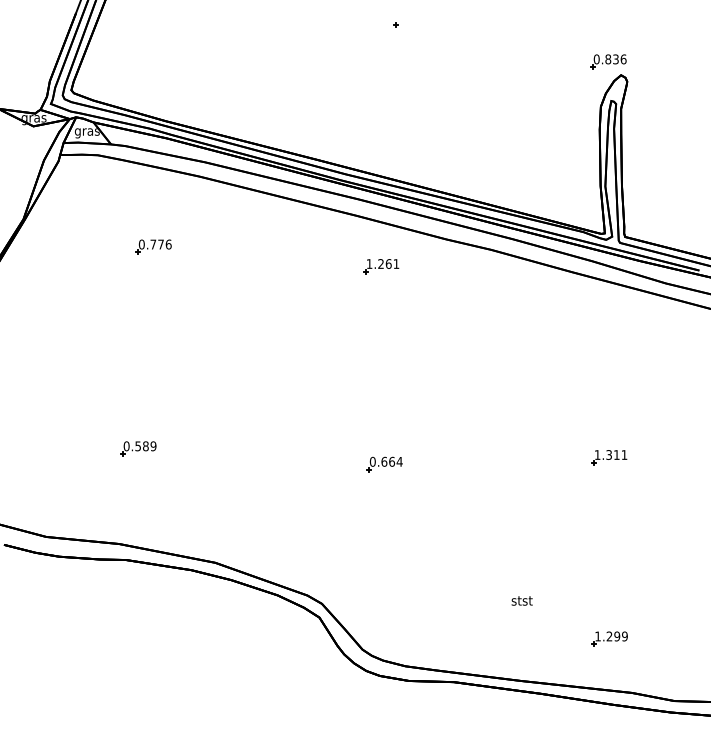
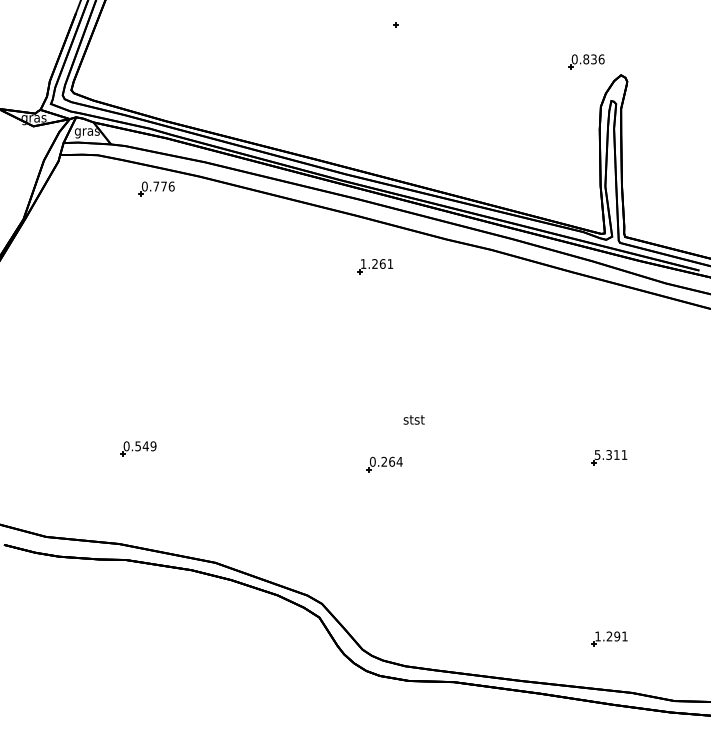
part position: (608, 61) -> (586, 61) (586, 61)
part position: (153, 246) -> (156, 188) (156, 188)
part position: (381, 266) -> (375, 266) (375, 266)
text: 0.589 -> 0.549 (145, 446)
text: 1.311 -> 5.311 (597, 454)
text: 0.664 -> 0.264 (384, 461)
text position: (521, 600) -> (413, 419) (413, 419)
text: 1.299 -> 1.291 (624, 636)
